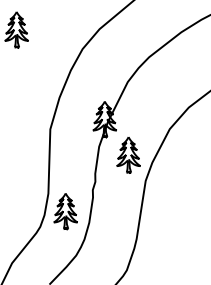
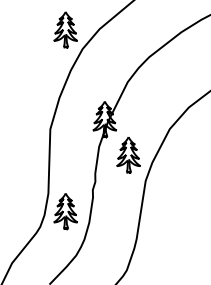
part position: (16, 29) -> (65, 29) (65, 29)
